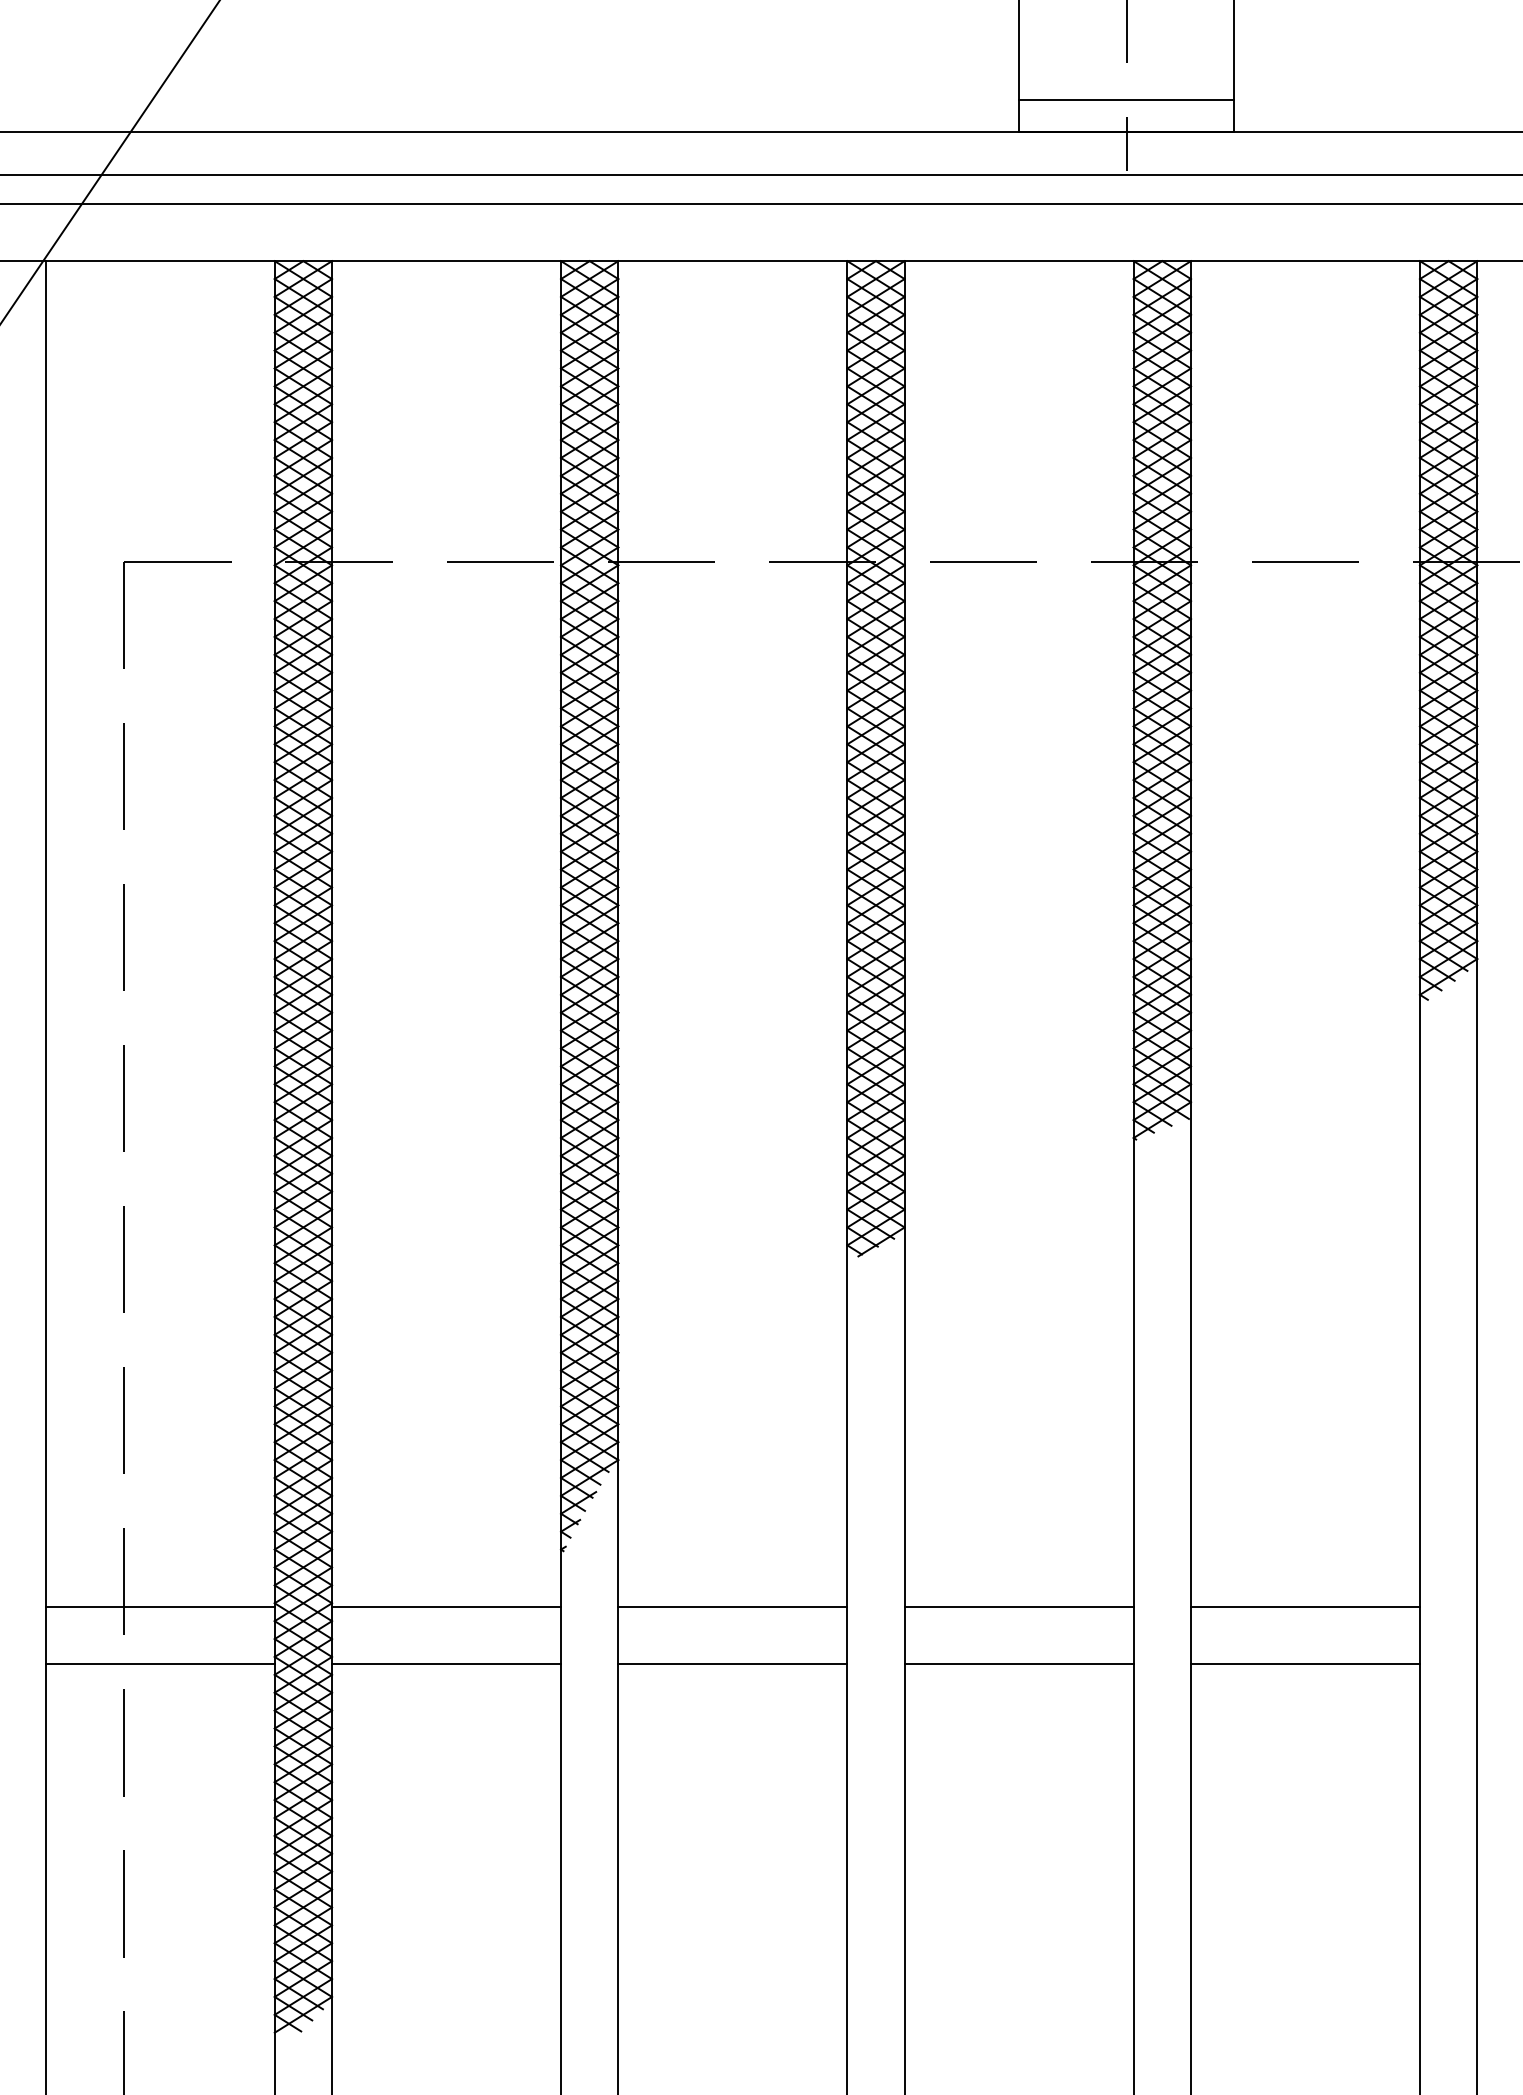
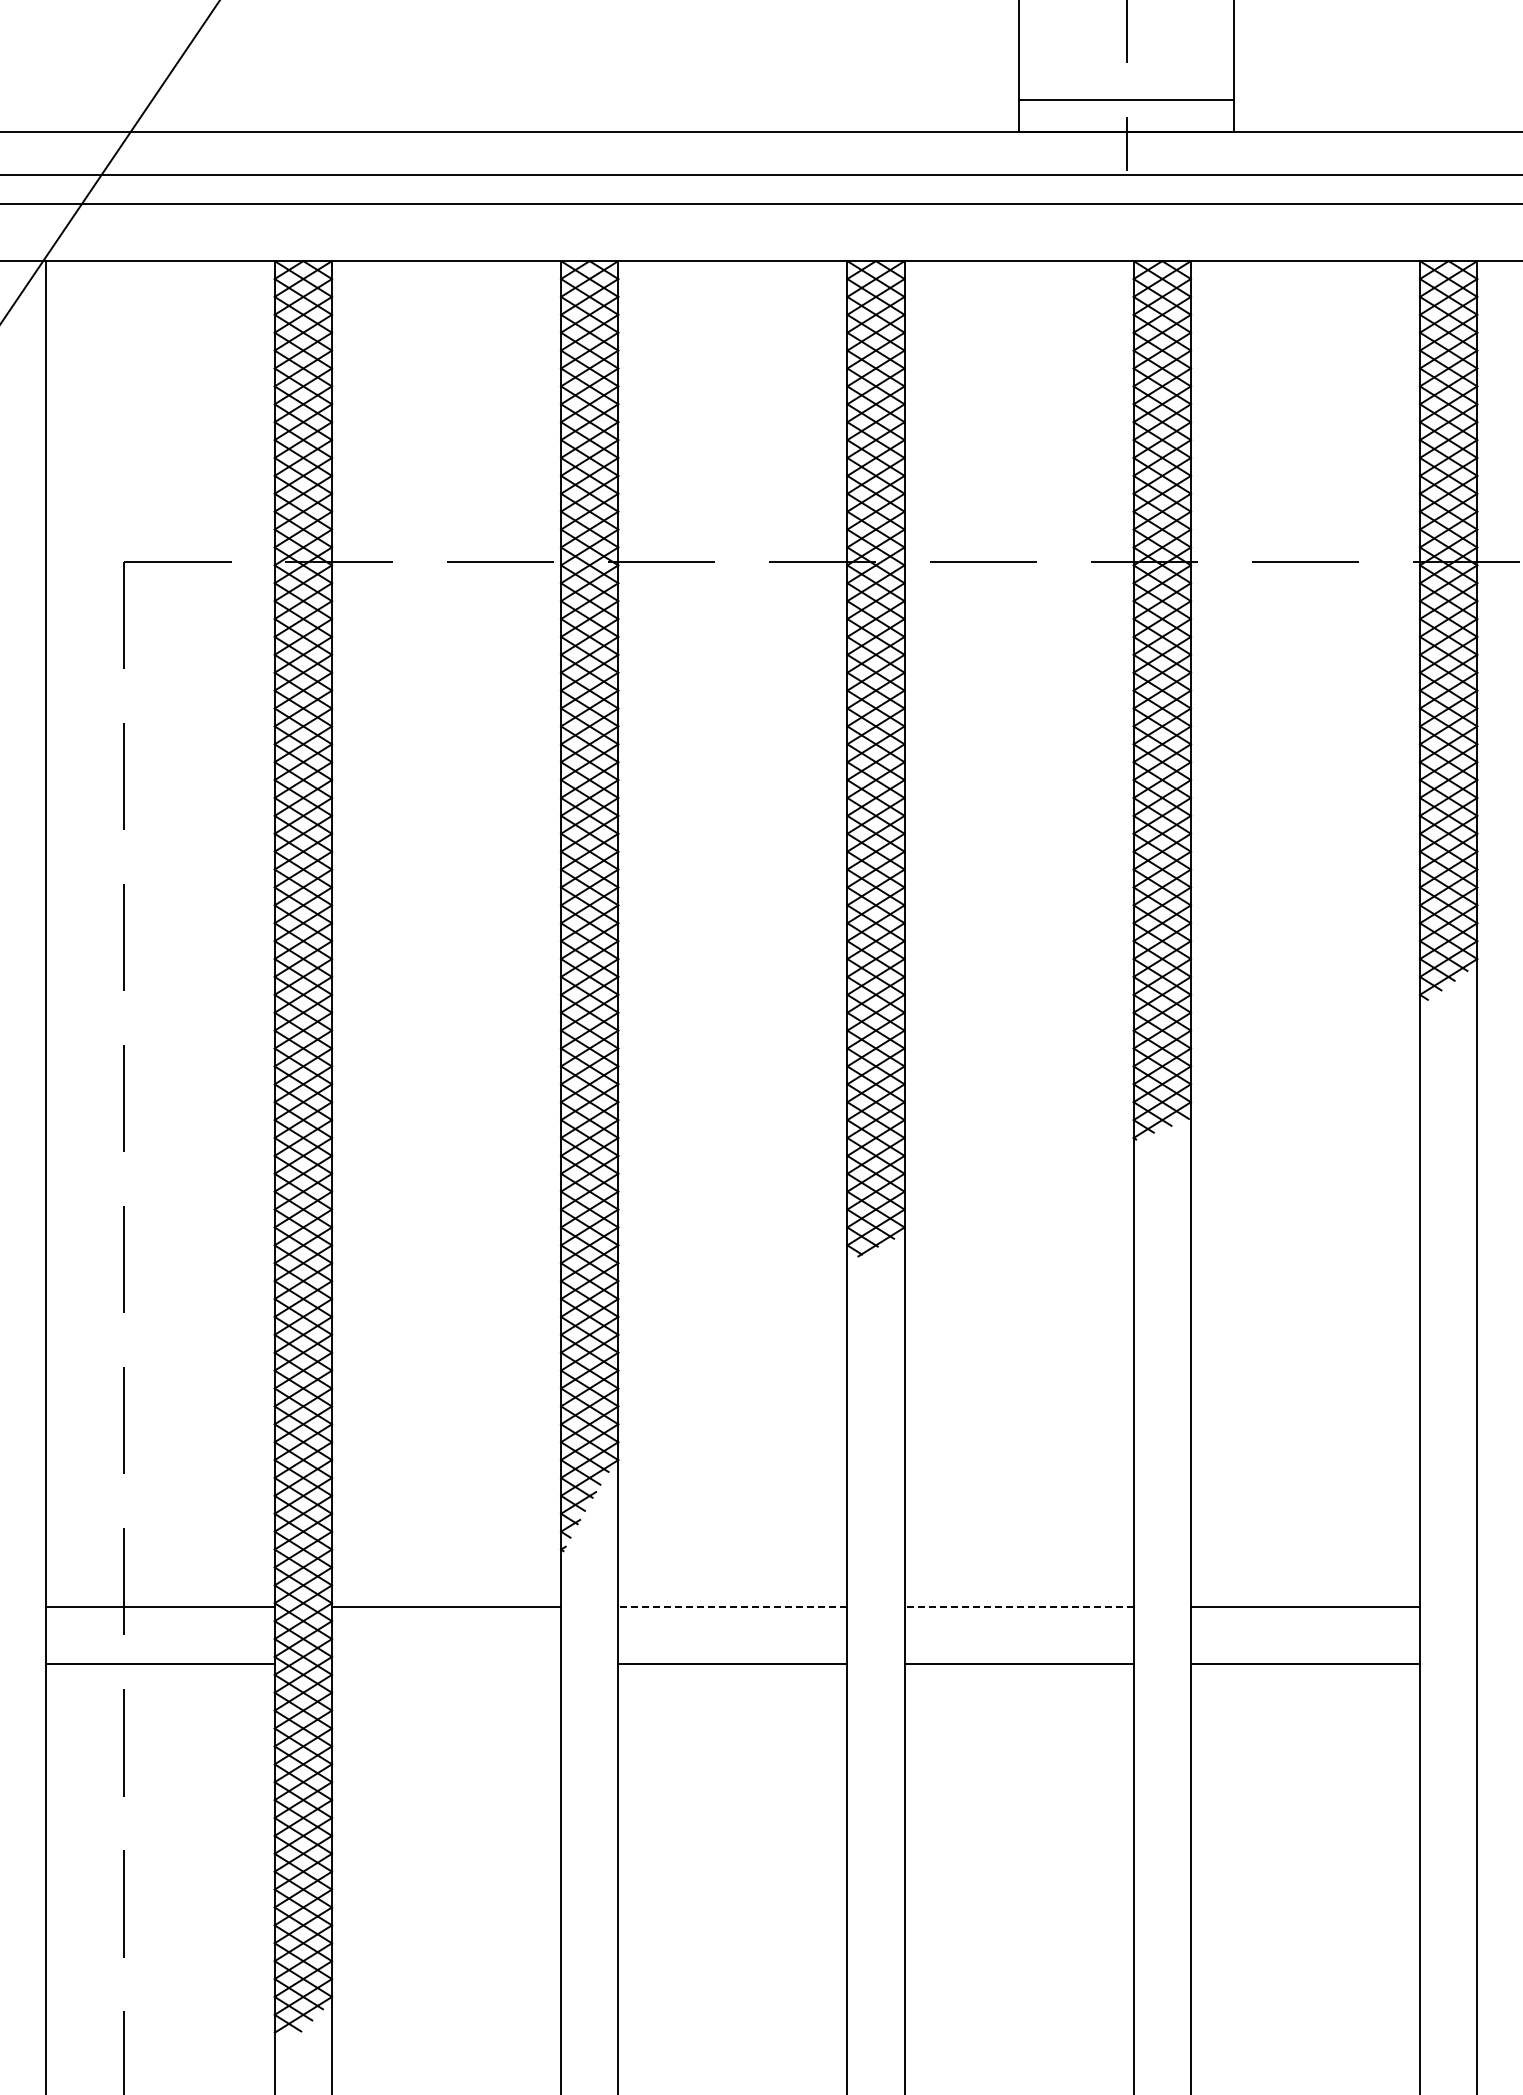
line: solid -> dashed (732, 1606)
line: solid -> dashed (1019, 1606)
line: present -> none (446, 1664)
